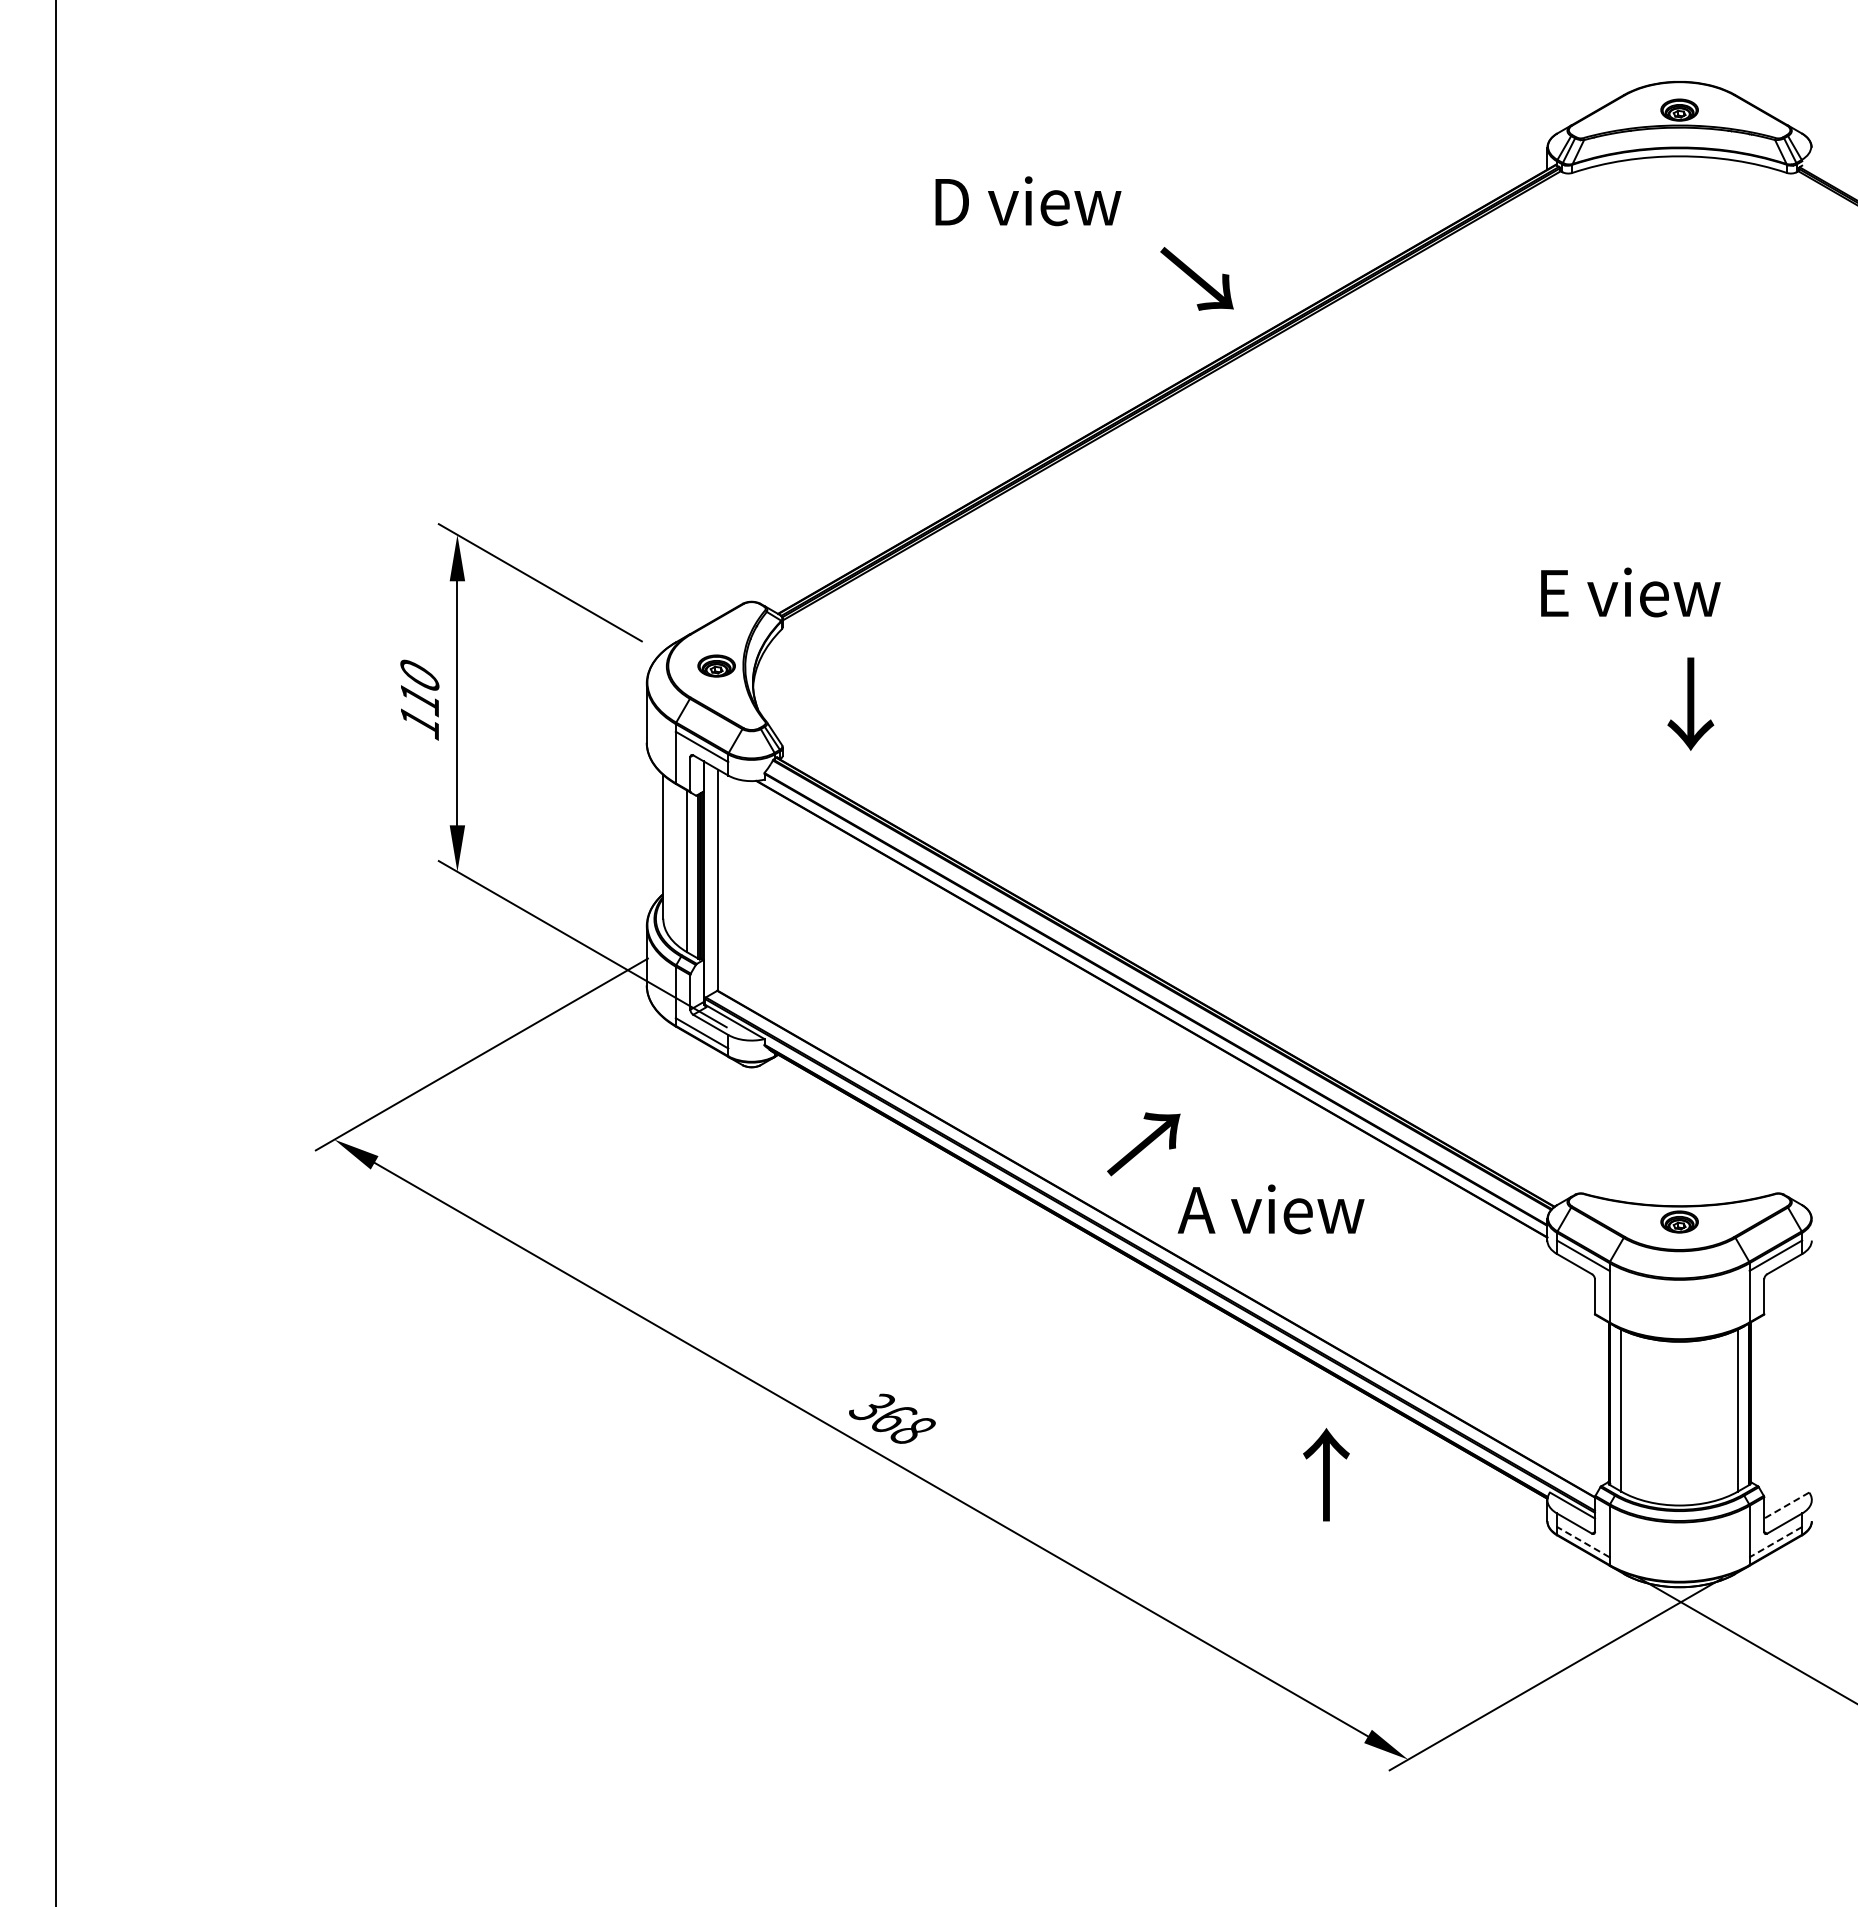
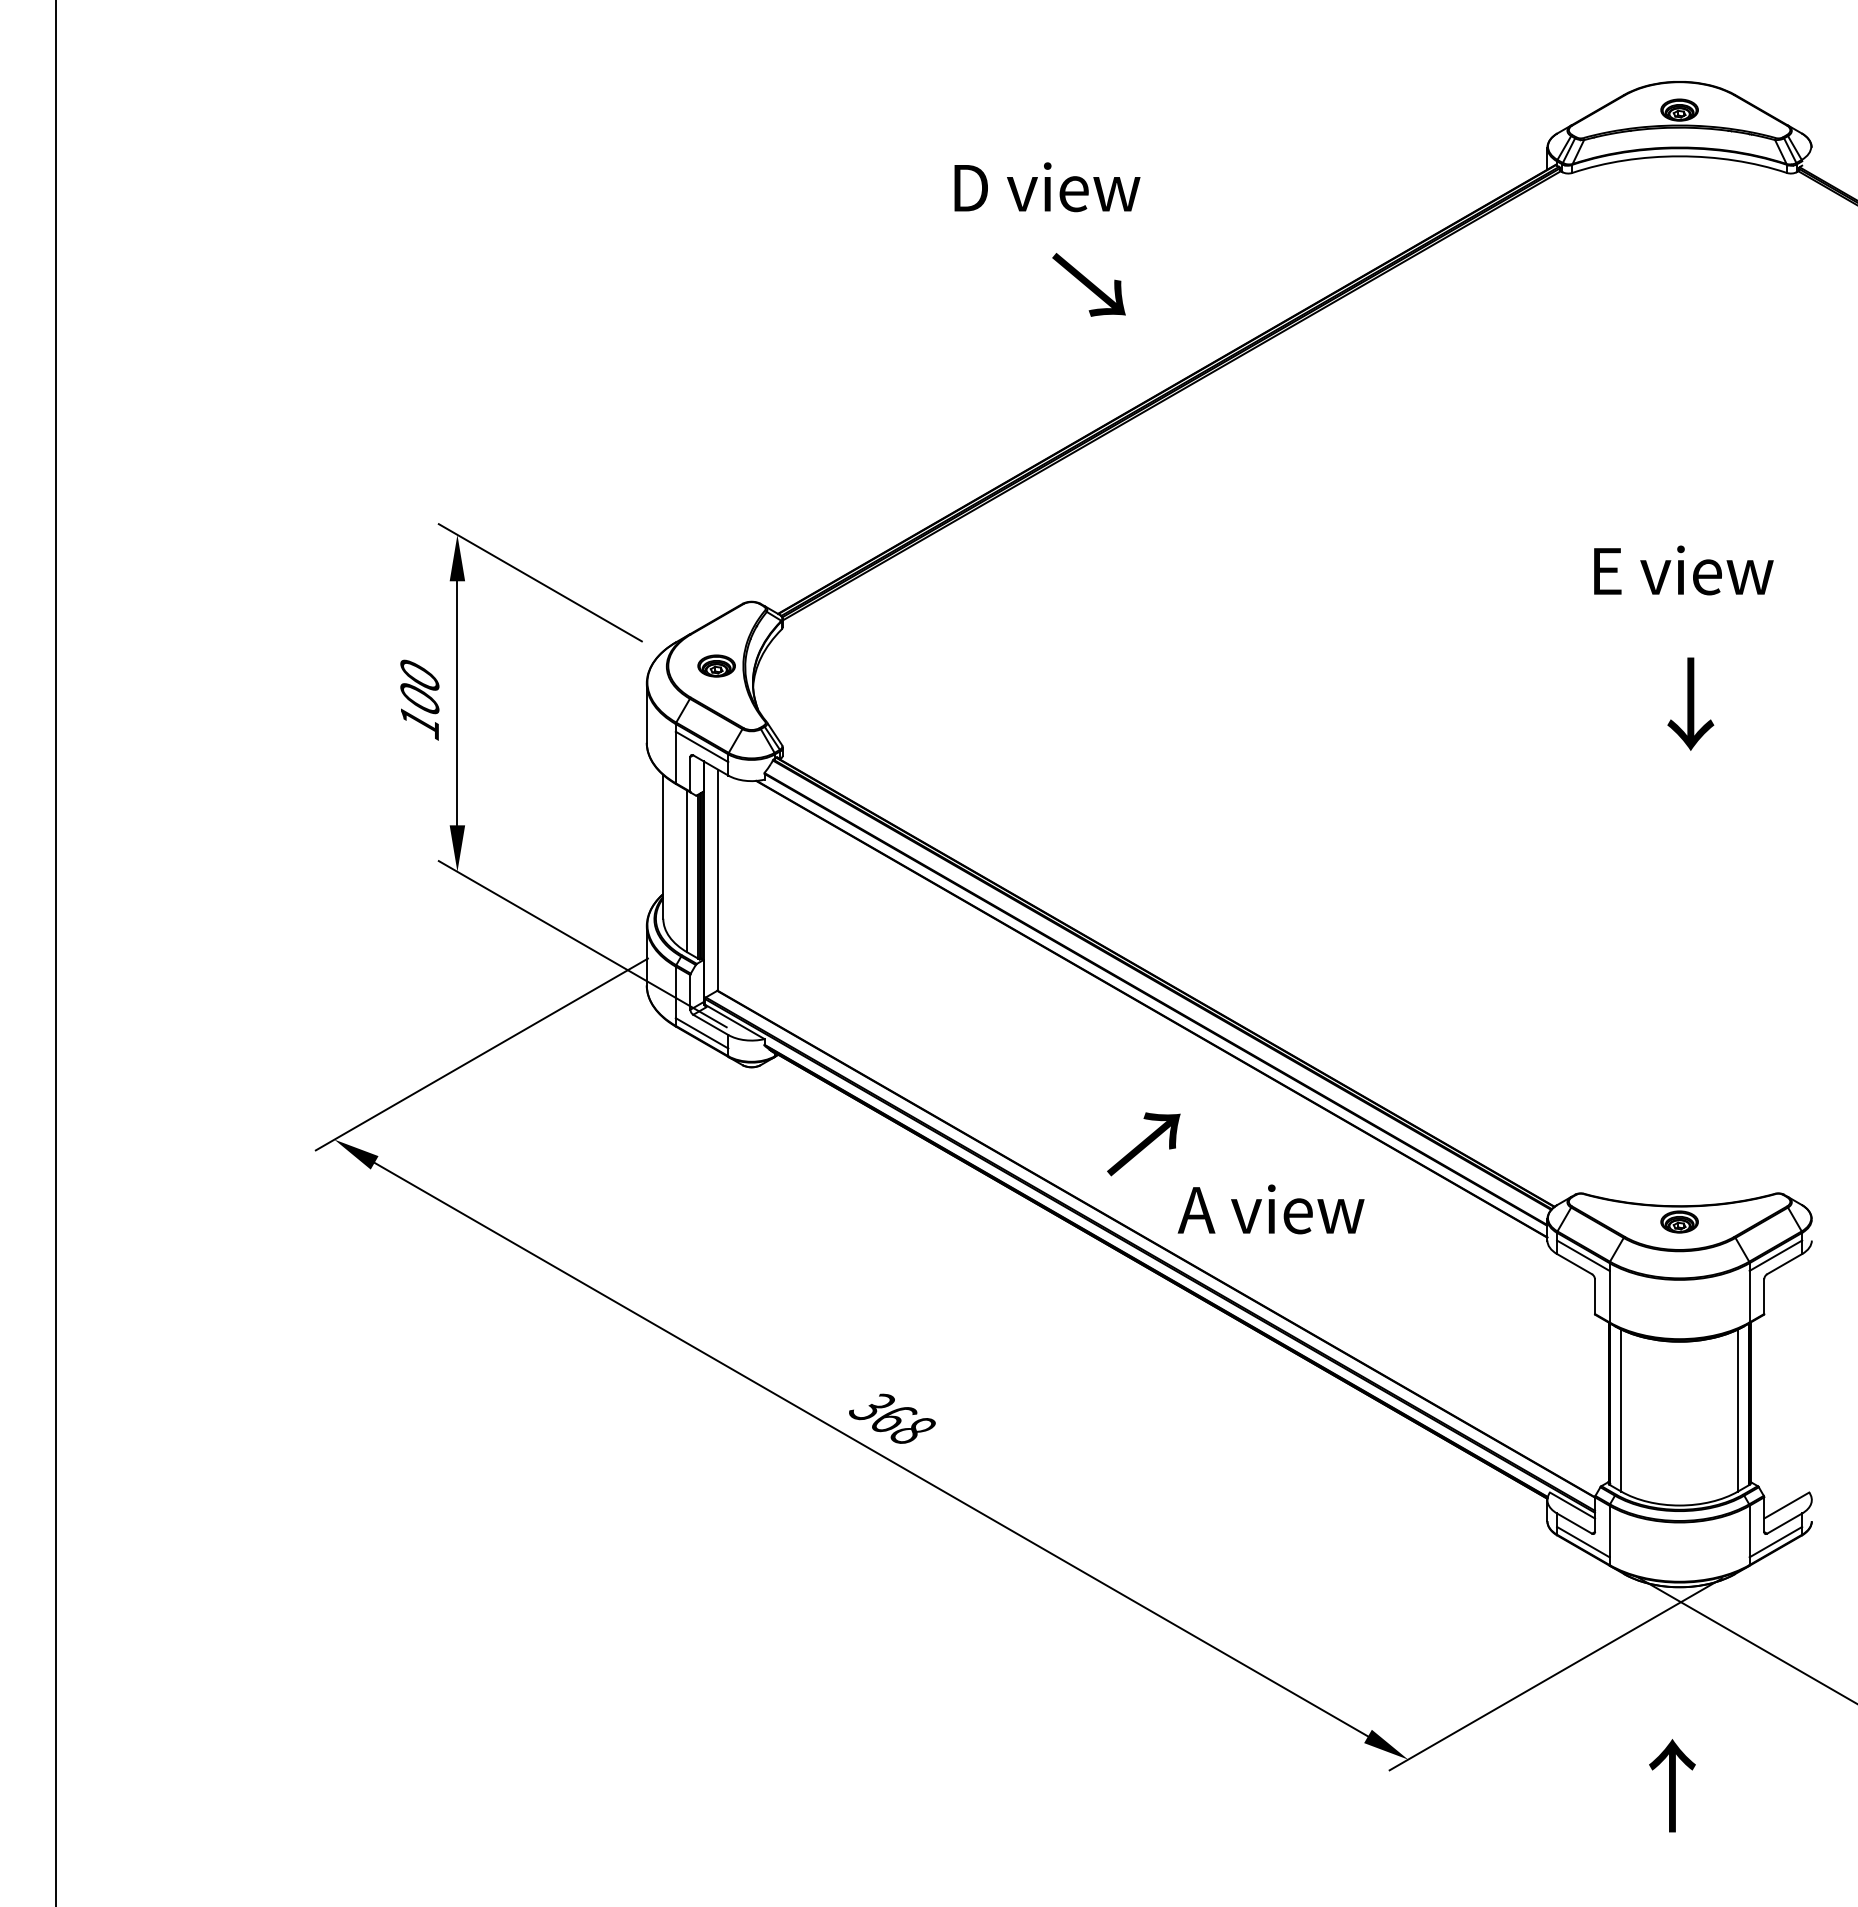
text position: (1028, 201) -> (1047, 187) (1047, 187)
text position: (1196, 278) -> (1088, 284) (1088, 284)
text position: (1630, 592) -> (1683, 570) (1683, 570)
text: 110 -> 100 (419, 700)
text position: (1326, 1474) -> (1672, 1785) (1672, 1785)
line: dashed -> solid (1786, 1505)
line: dashed -> solid (1582, 1541)
line: dashed -> solid (1775, 1542)
